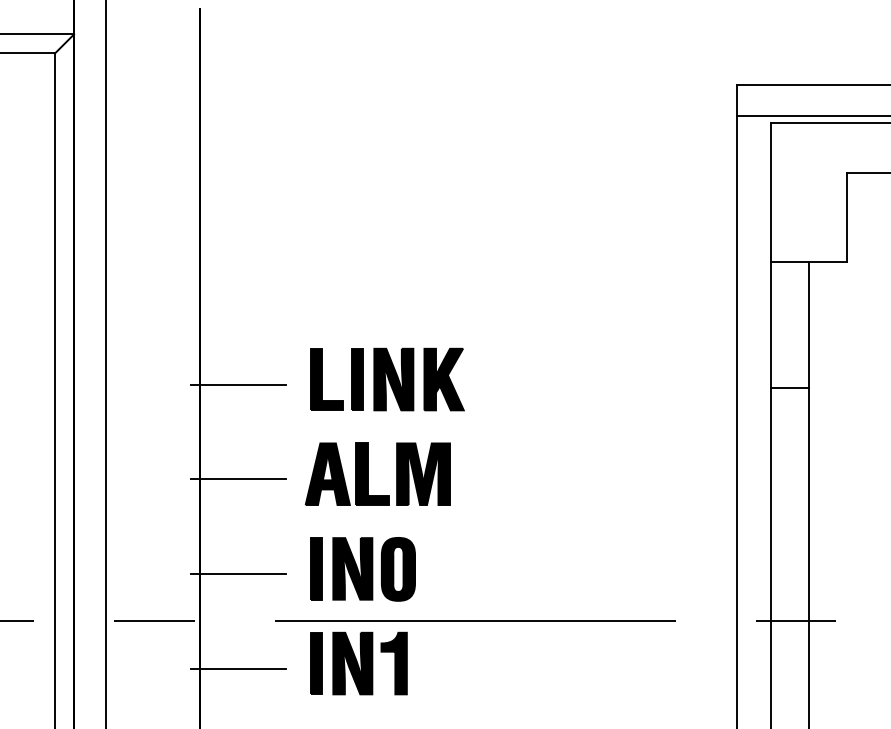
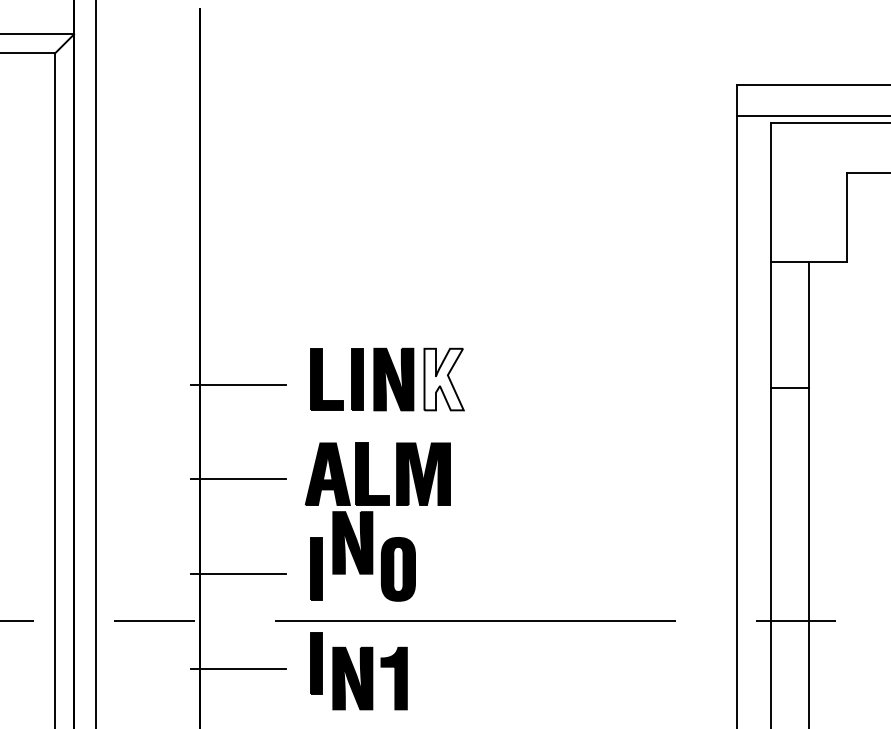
line position: (105, 363) -> (95, 363) (95, 363)
fill: present -> none (443, 379)
part position: (352, 568) -> (352, 542) (352, 542)
part position: (369, 663) -> (369, 678) (369, 678)
